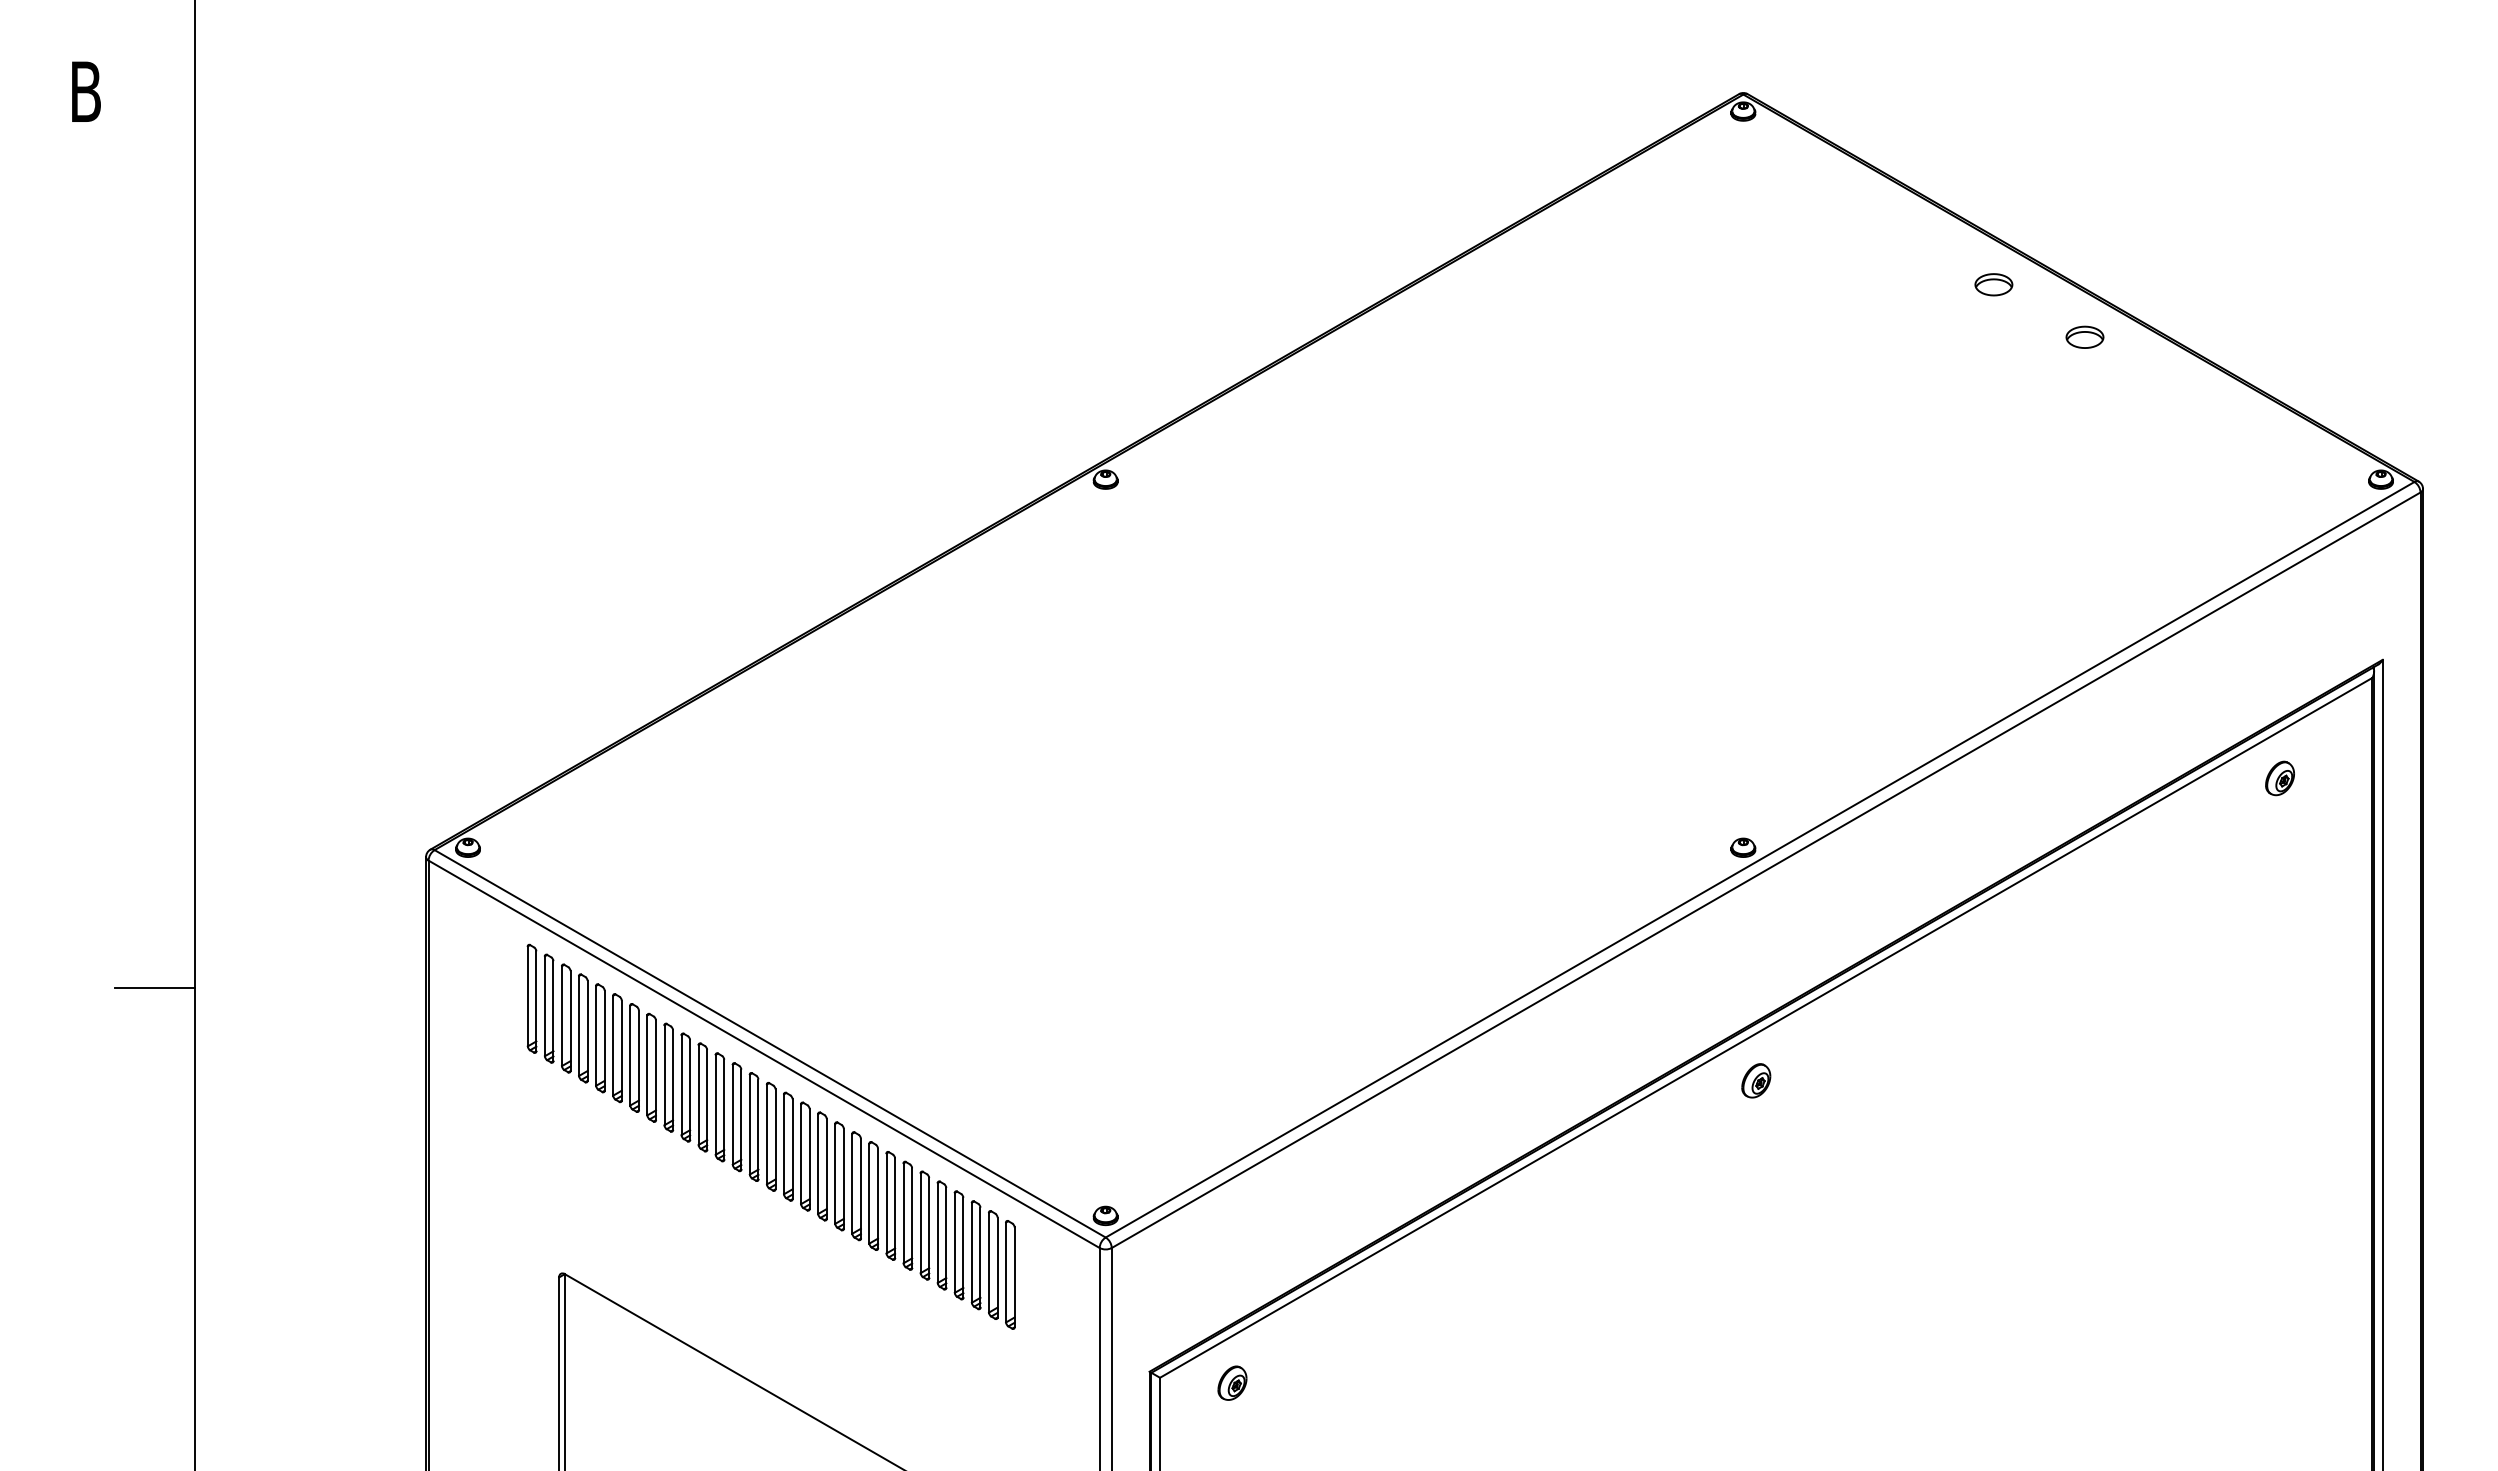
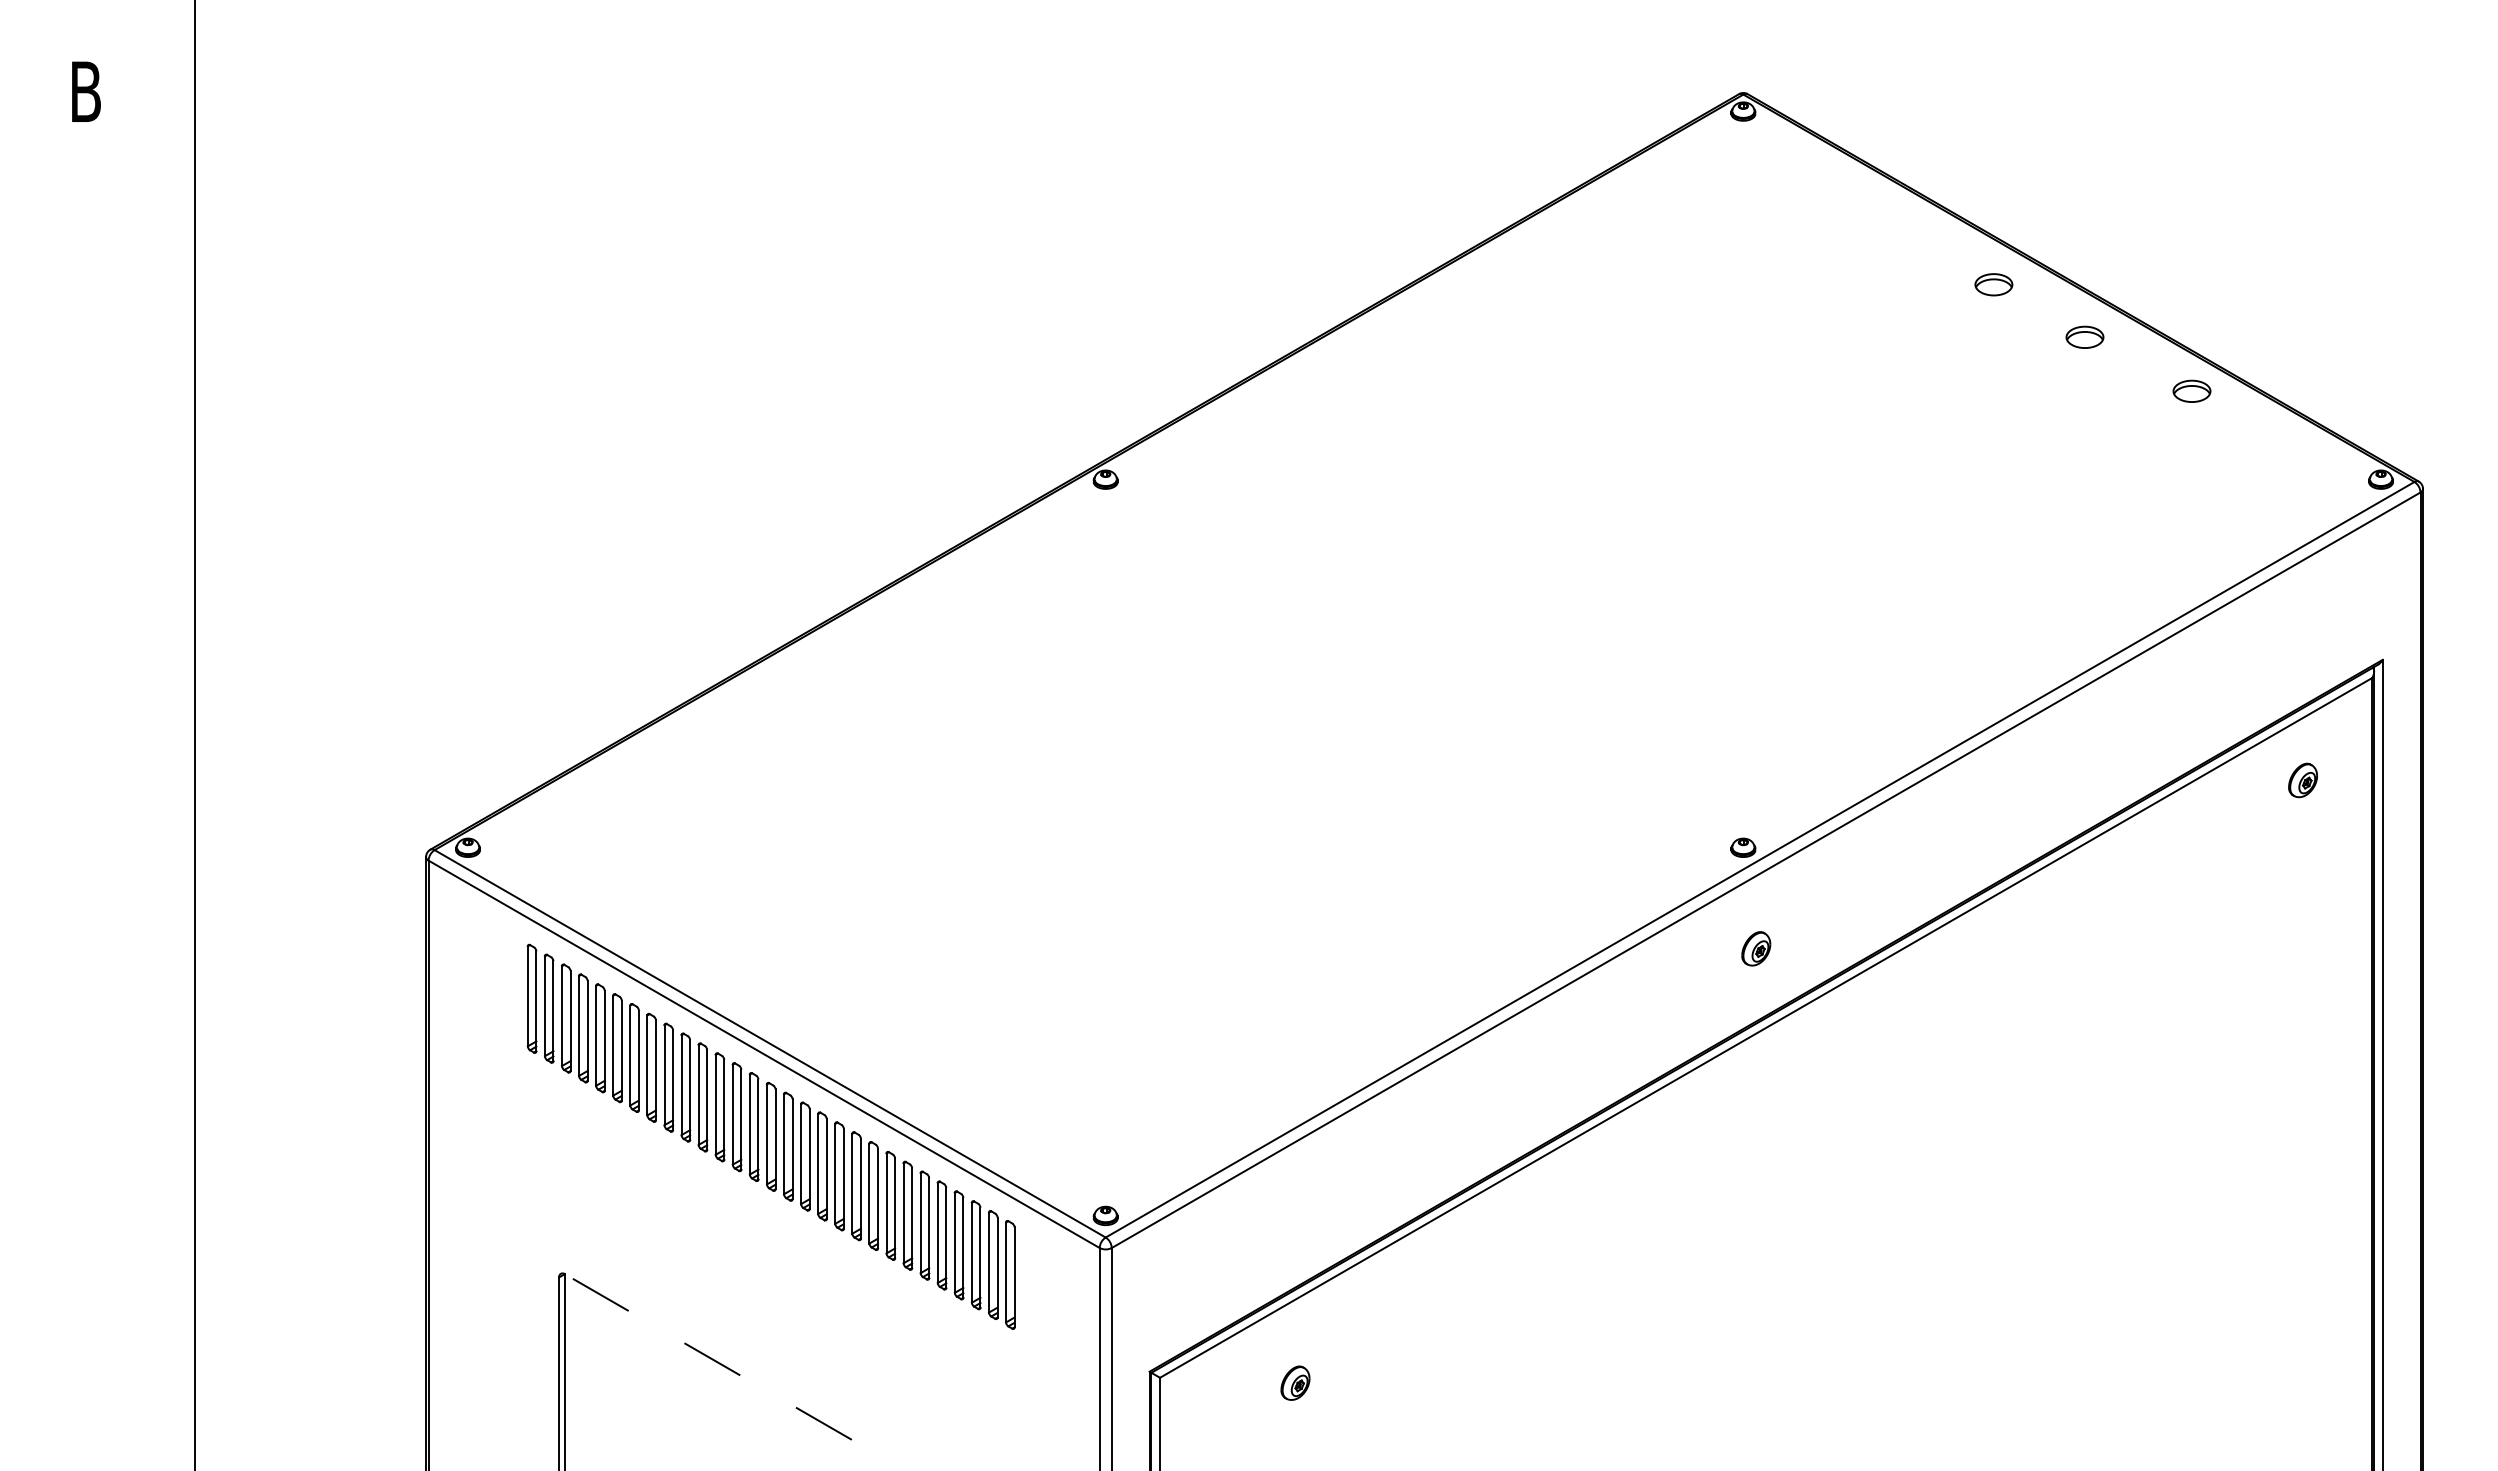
part: none -> present (2191, 390)
part position: (2279, 778) -> (2302, 780) (2302, 780)
line: present -> none (154, 988)
part position: (1756, 1080) -> (1756, 948) (1756, 948)
line: solid -> dashed (735, 1372)
part position: (1232, 1382) -> (1295, 1382) (1295, 1382)
